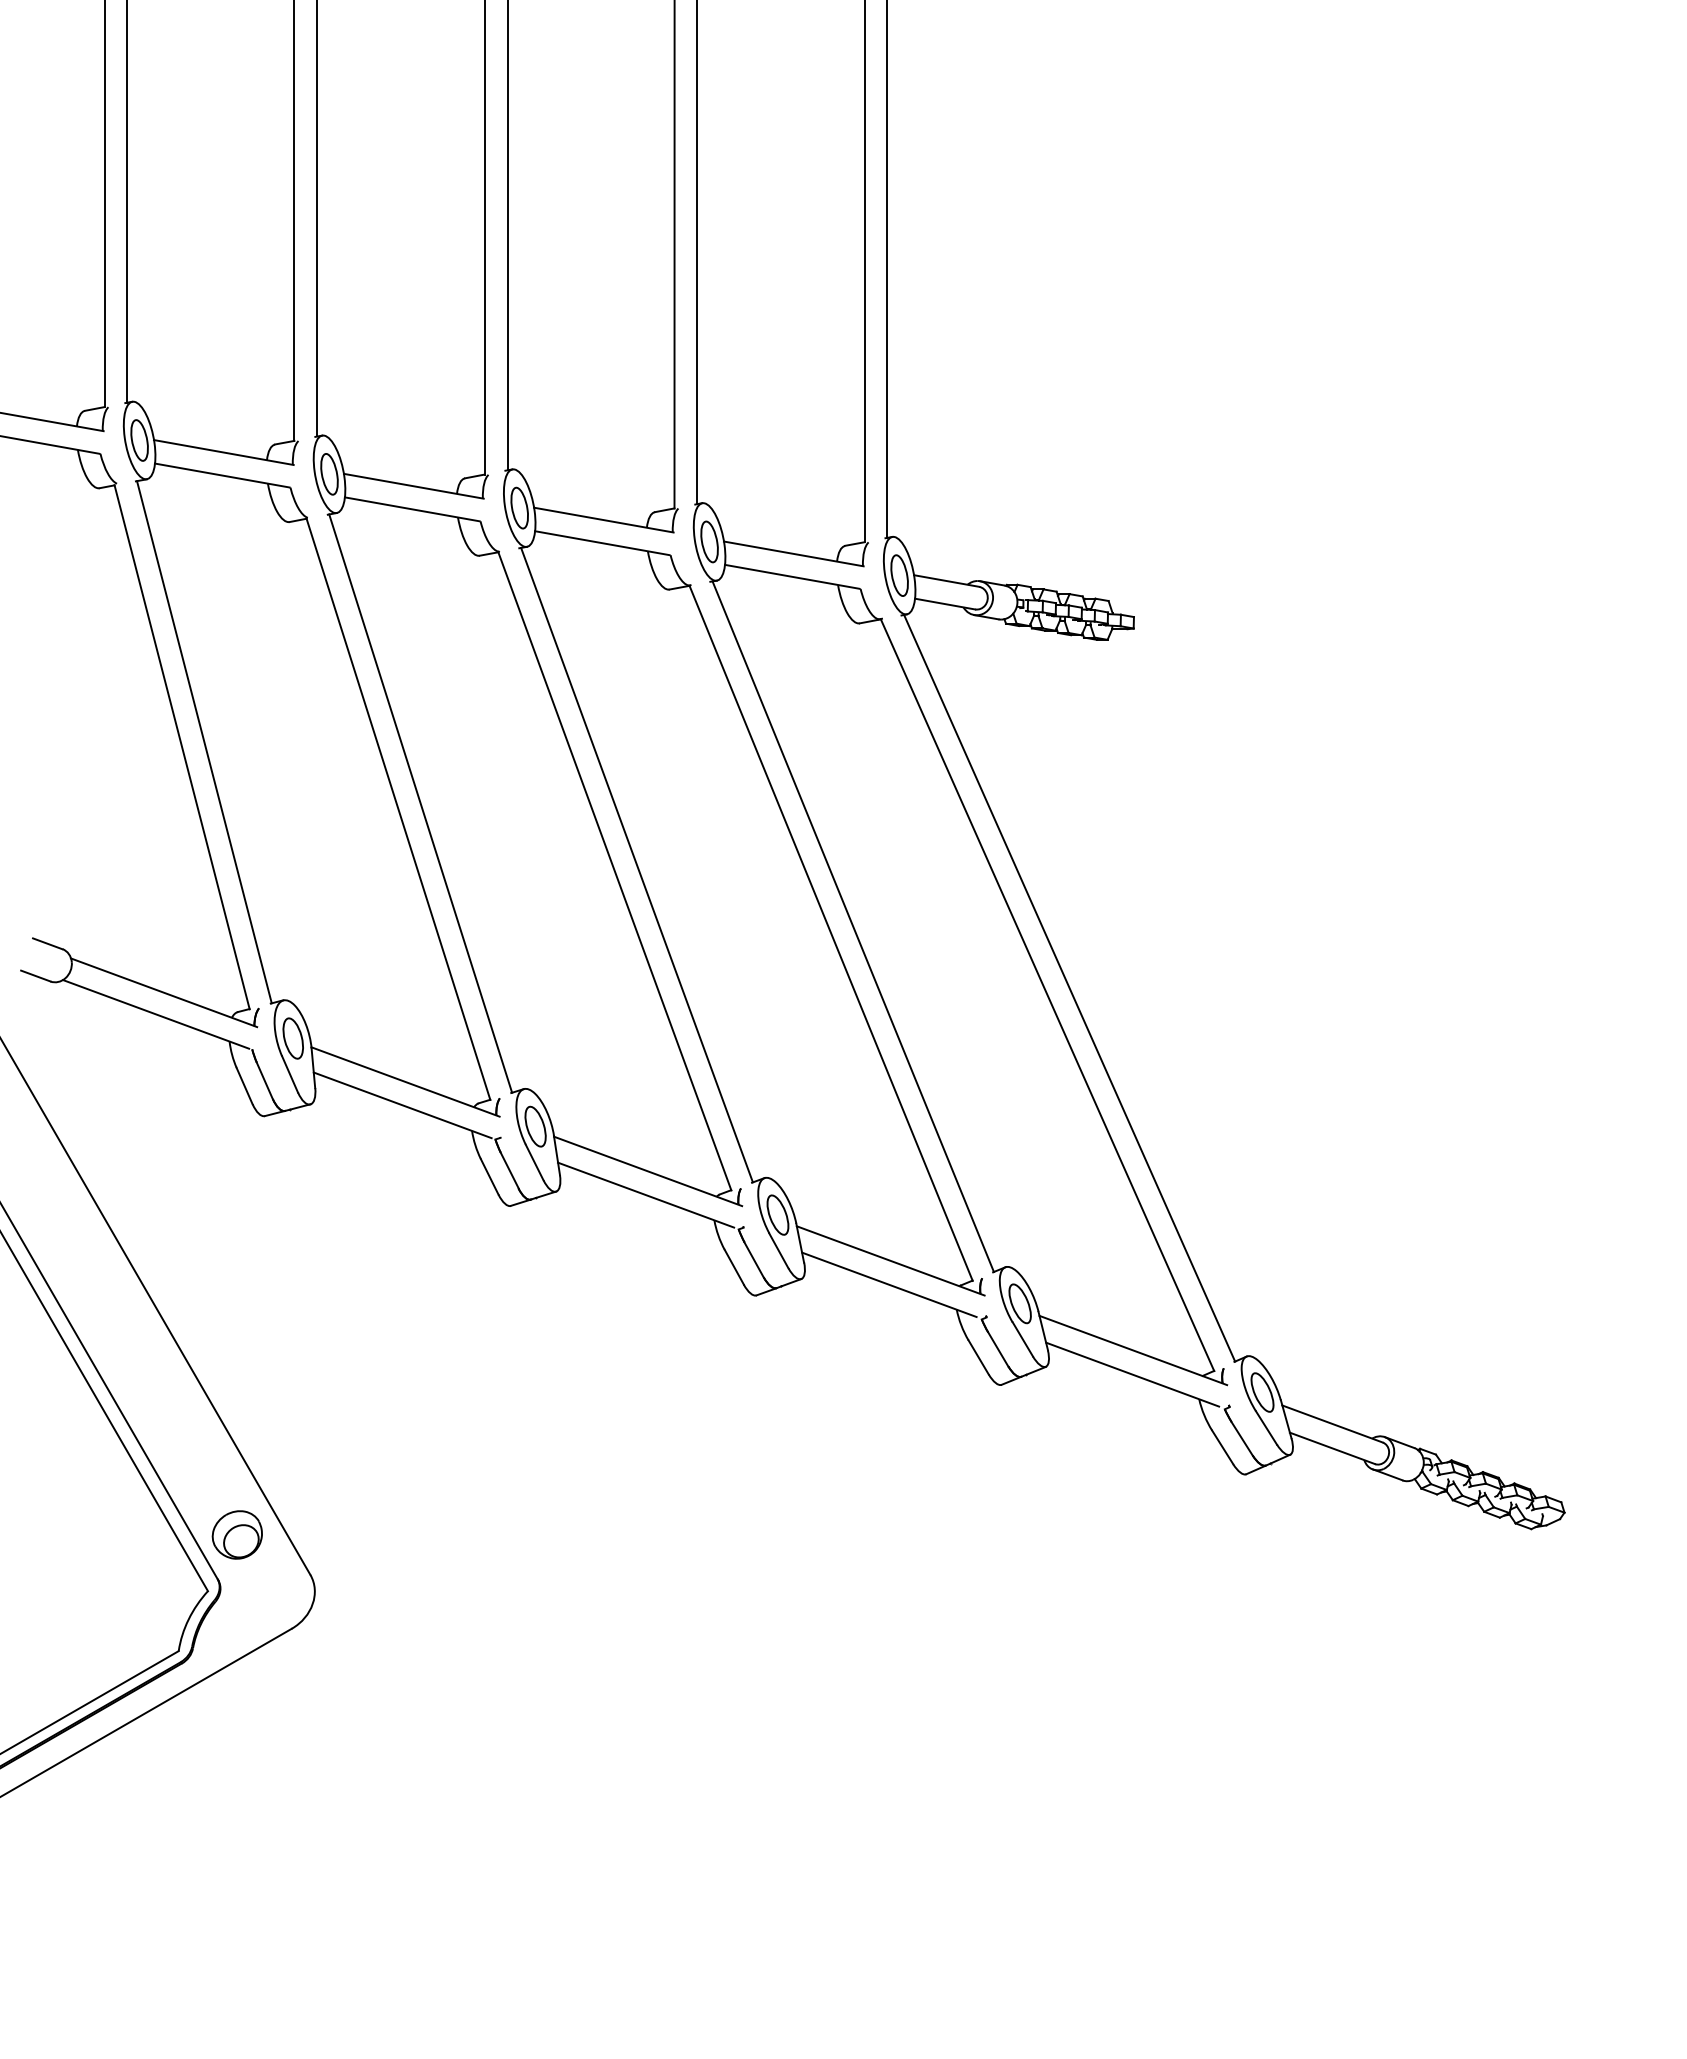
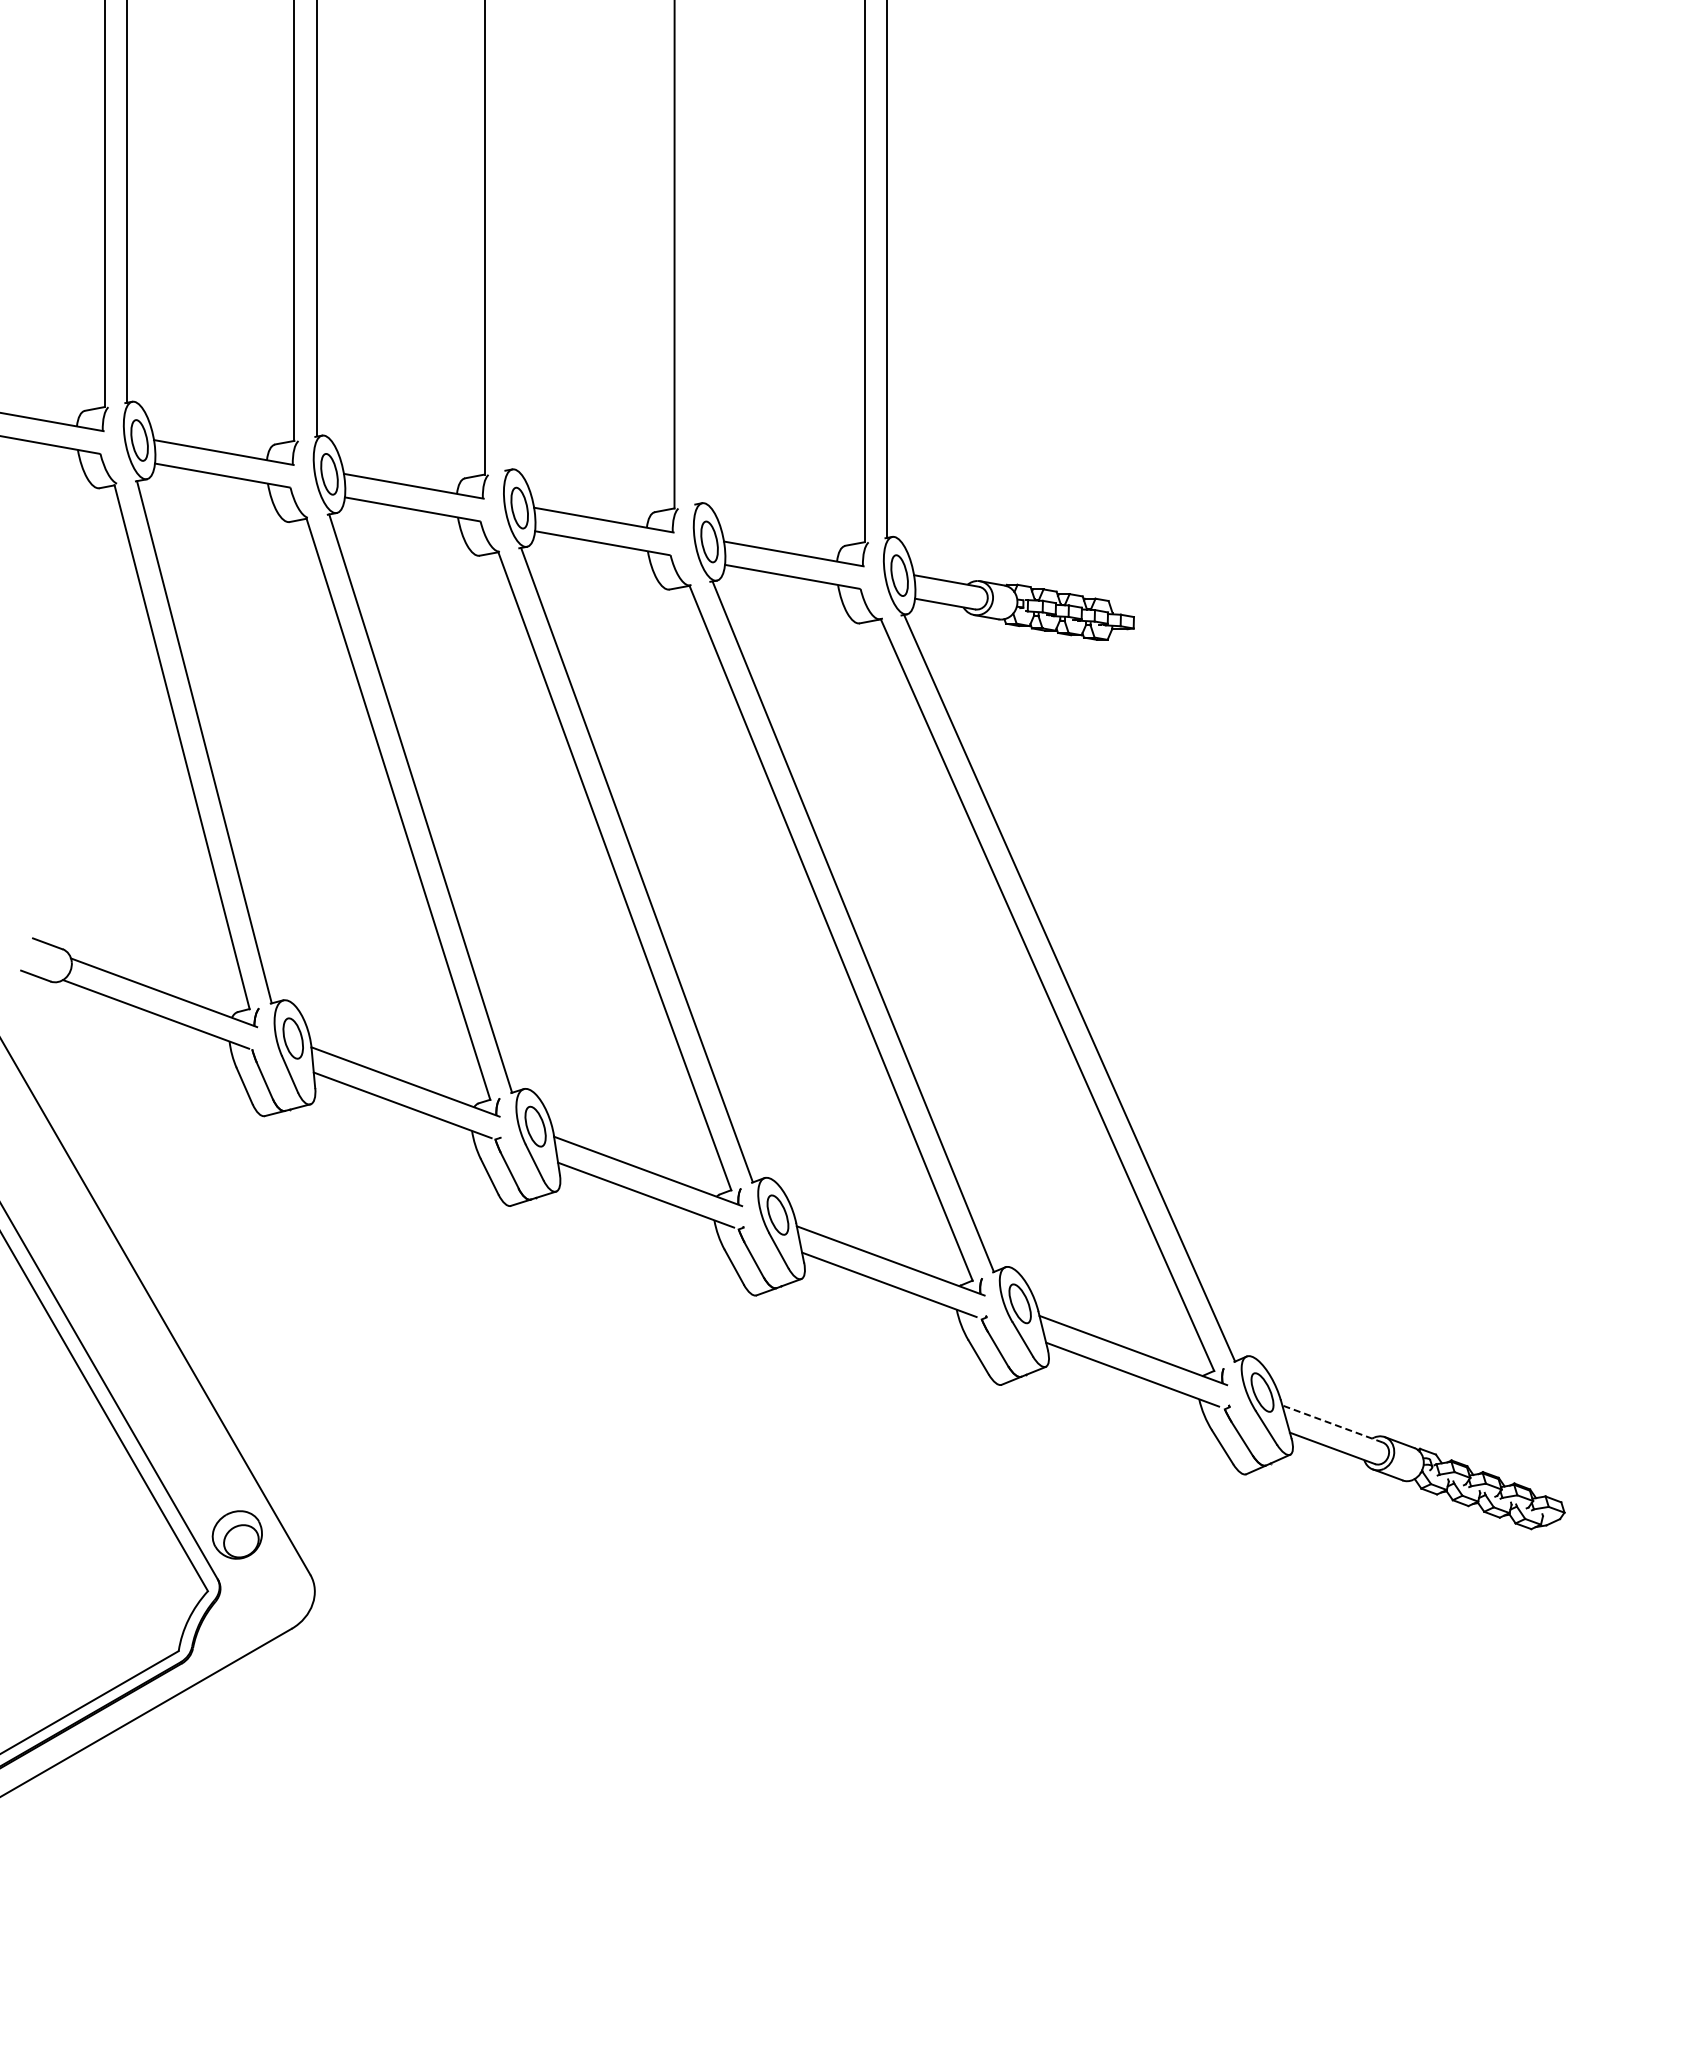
line: present -> none (507, 236)
line: present -> none (697, 253)
line: solid -> dashed (1332, 1424)
